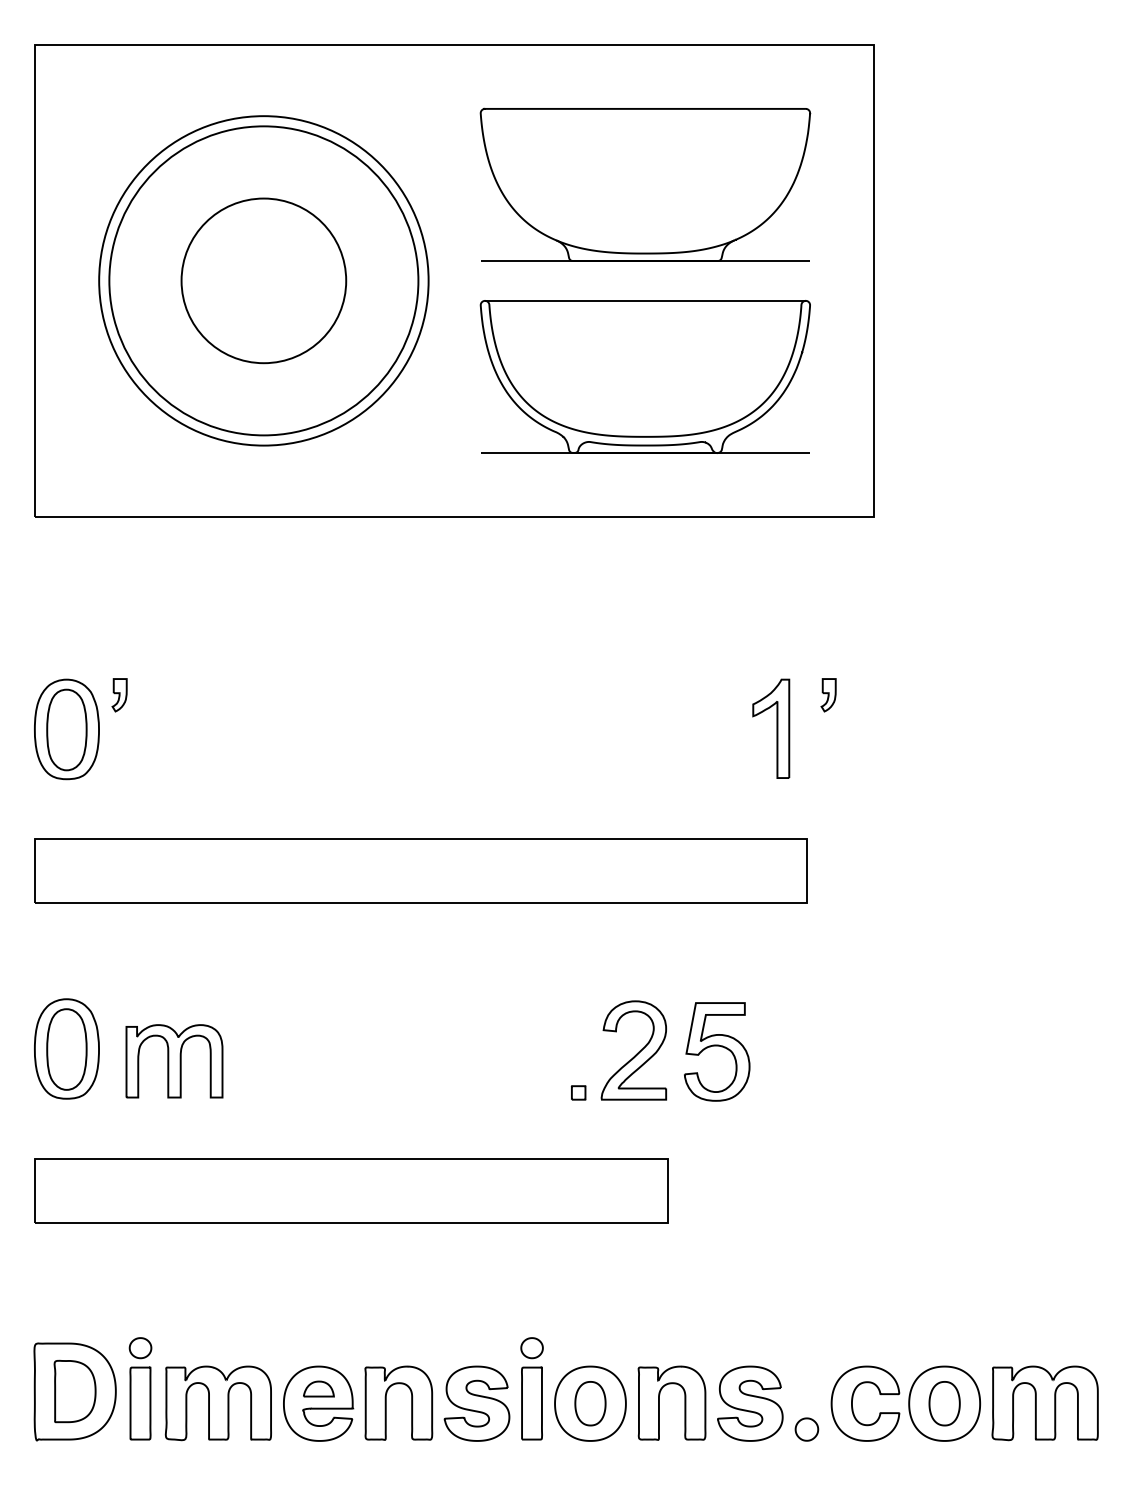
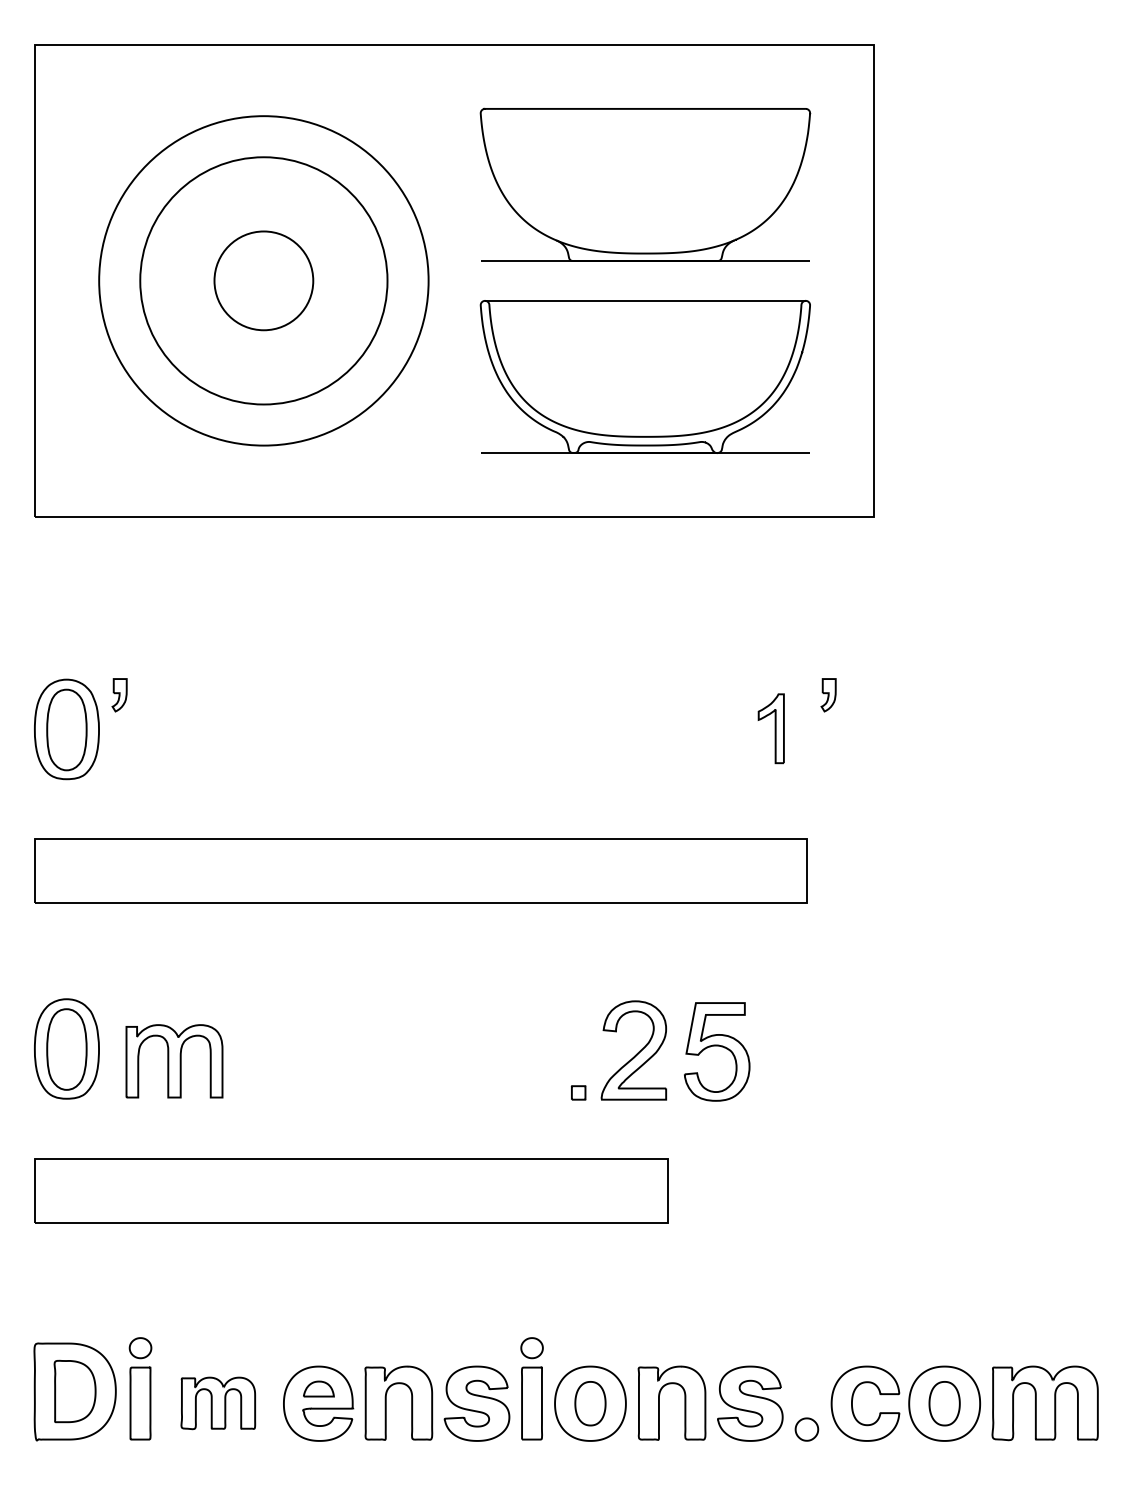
circle diameter: 165 px -> 99 px (263, 280)
circle diameter: 309 px -> 247 px (263, 280)
part size: 39x101 px -> 28x72 px (770, 728)
part size: 108x77 px -> 77x55 px (218, 1403)
